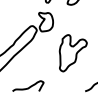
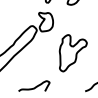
curve position: (29, 86) -> (35, 86) (35, 86)
